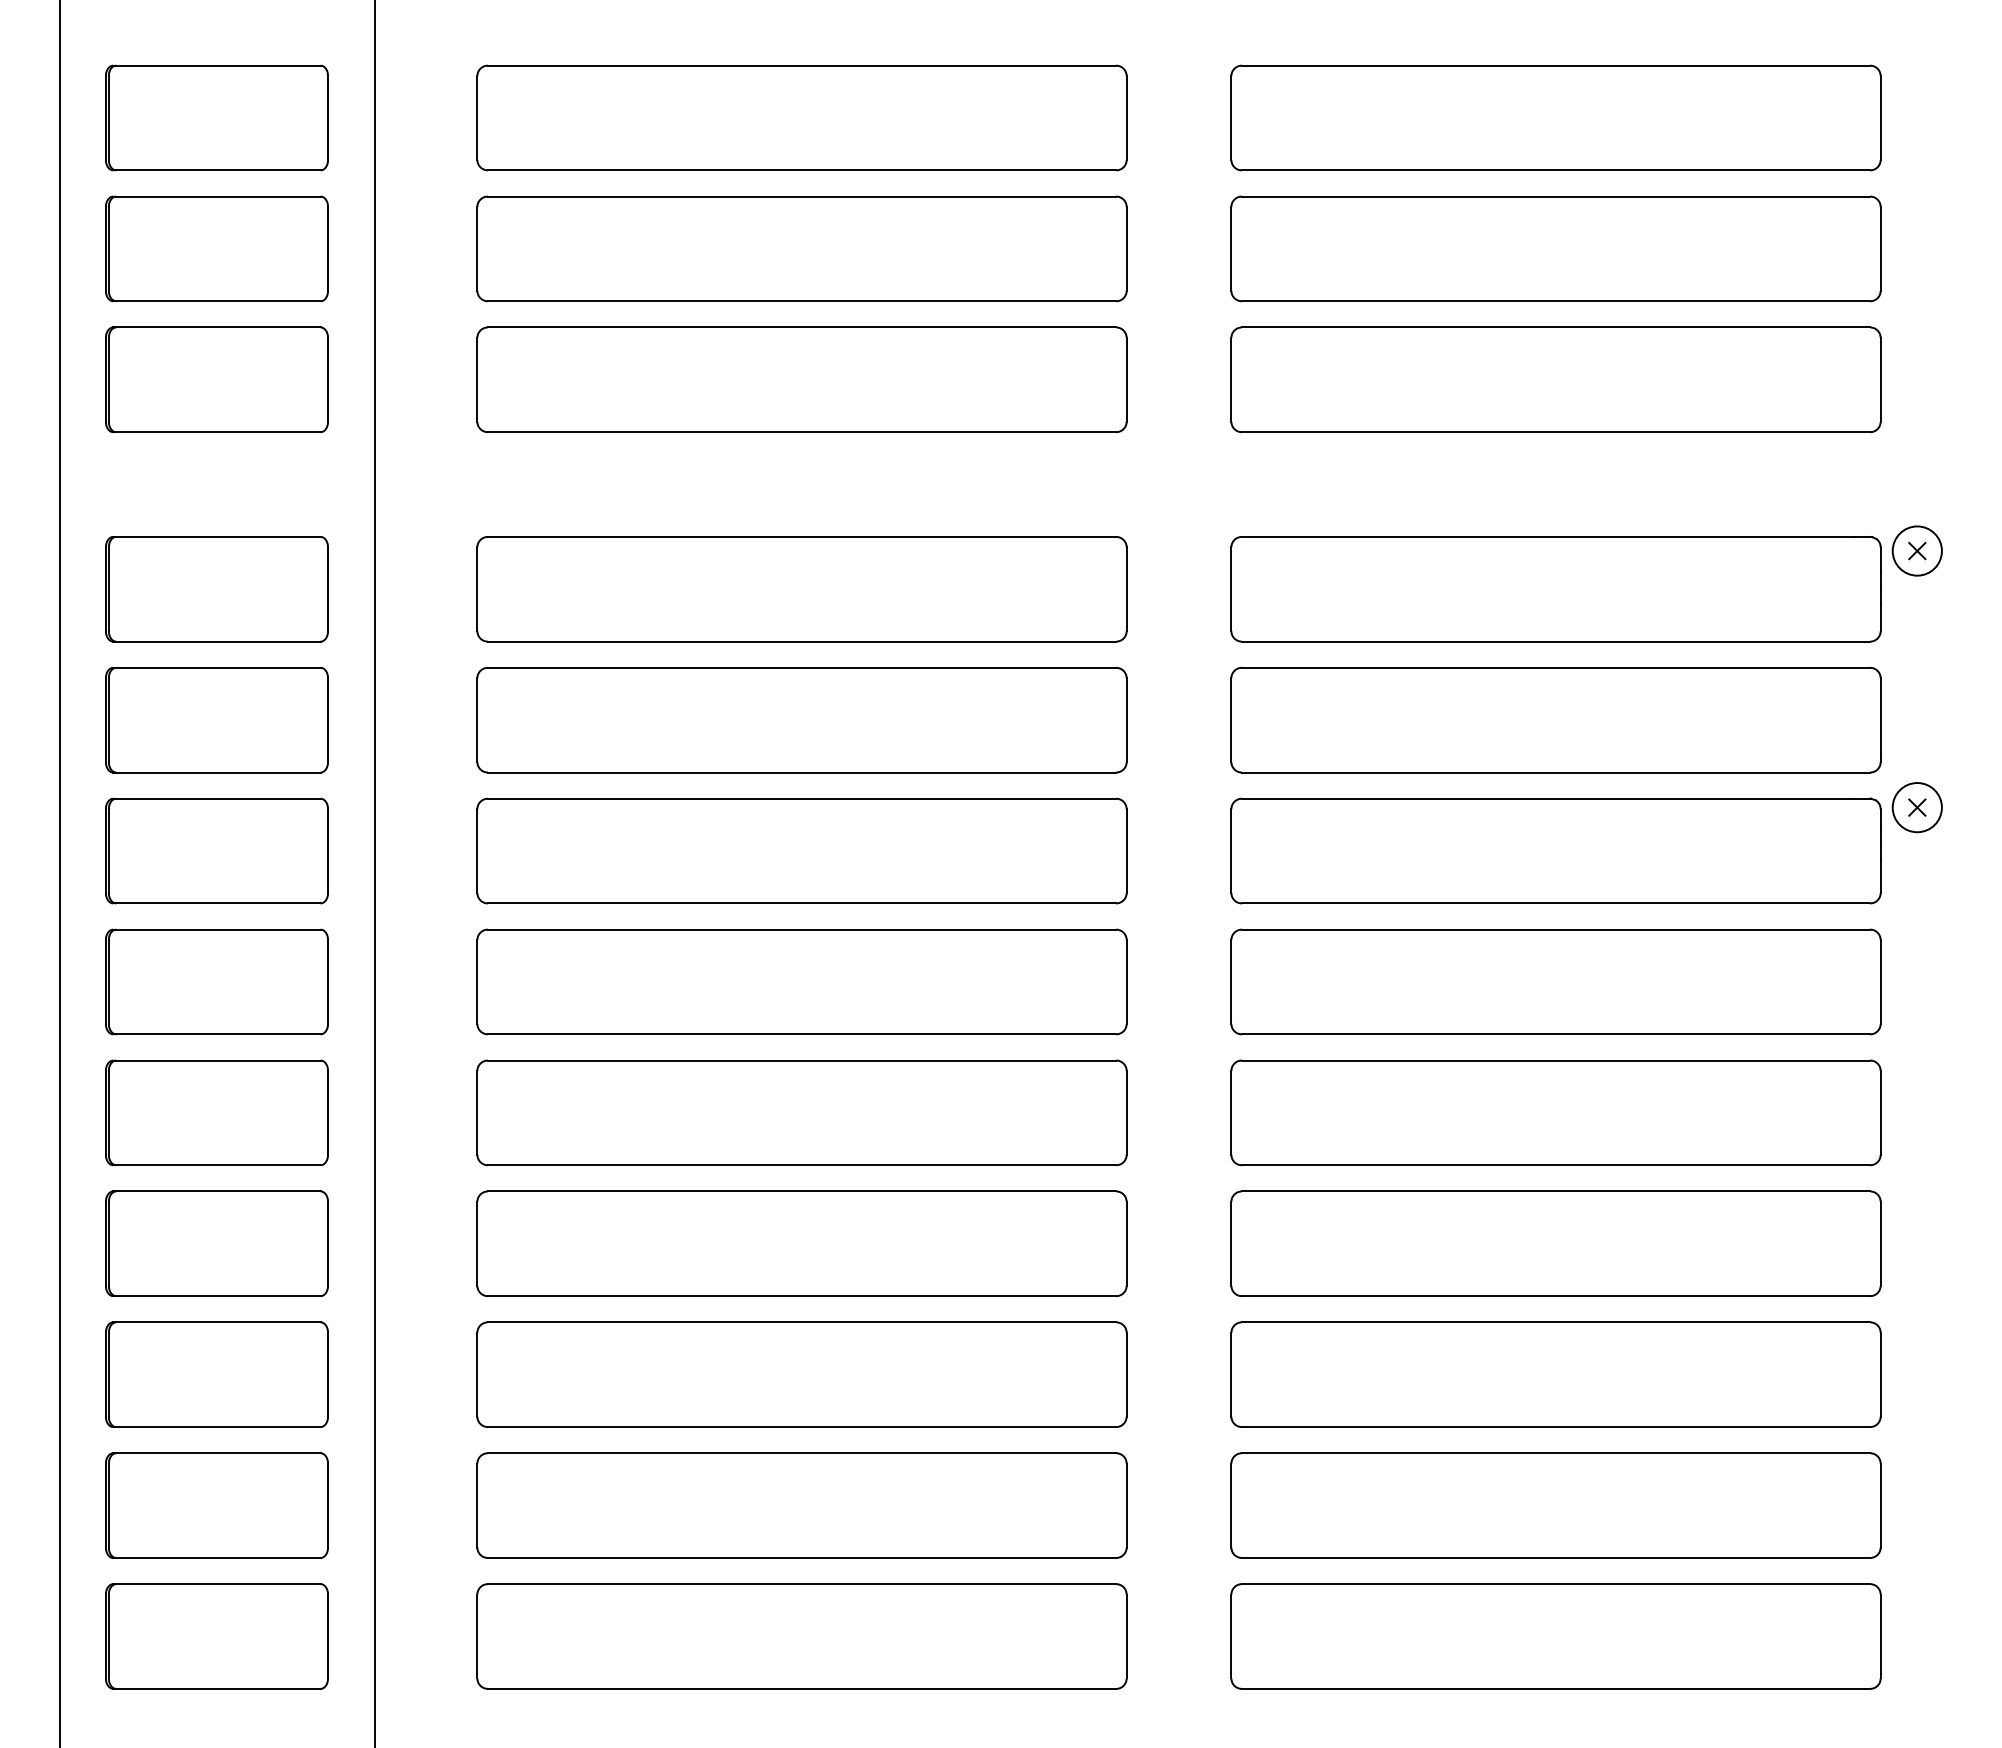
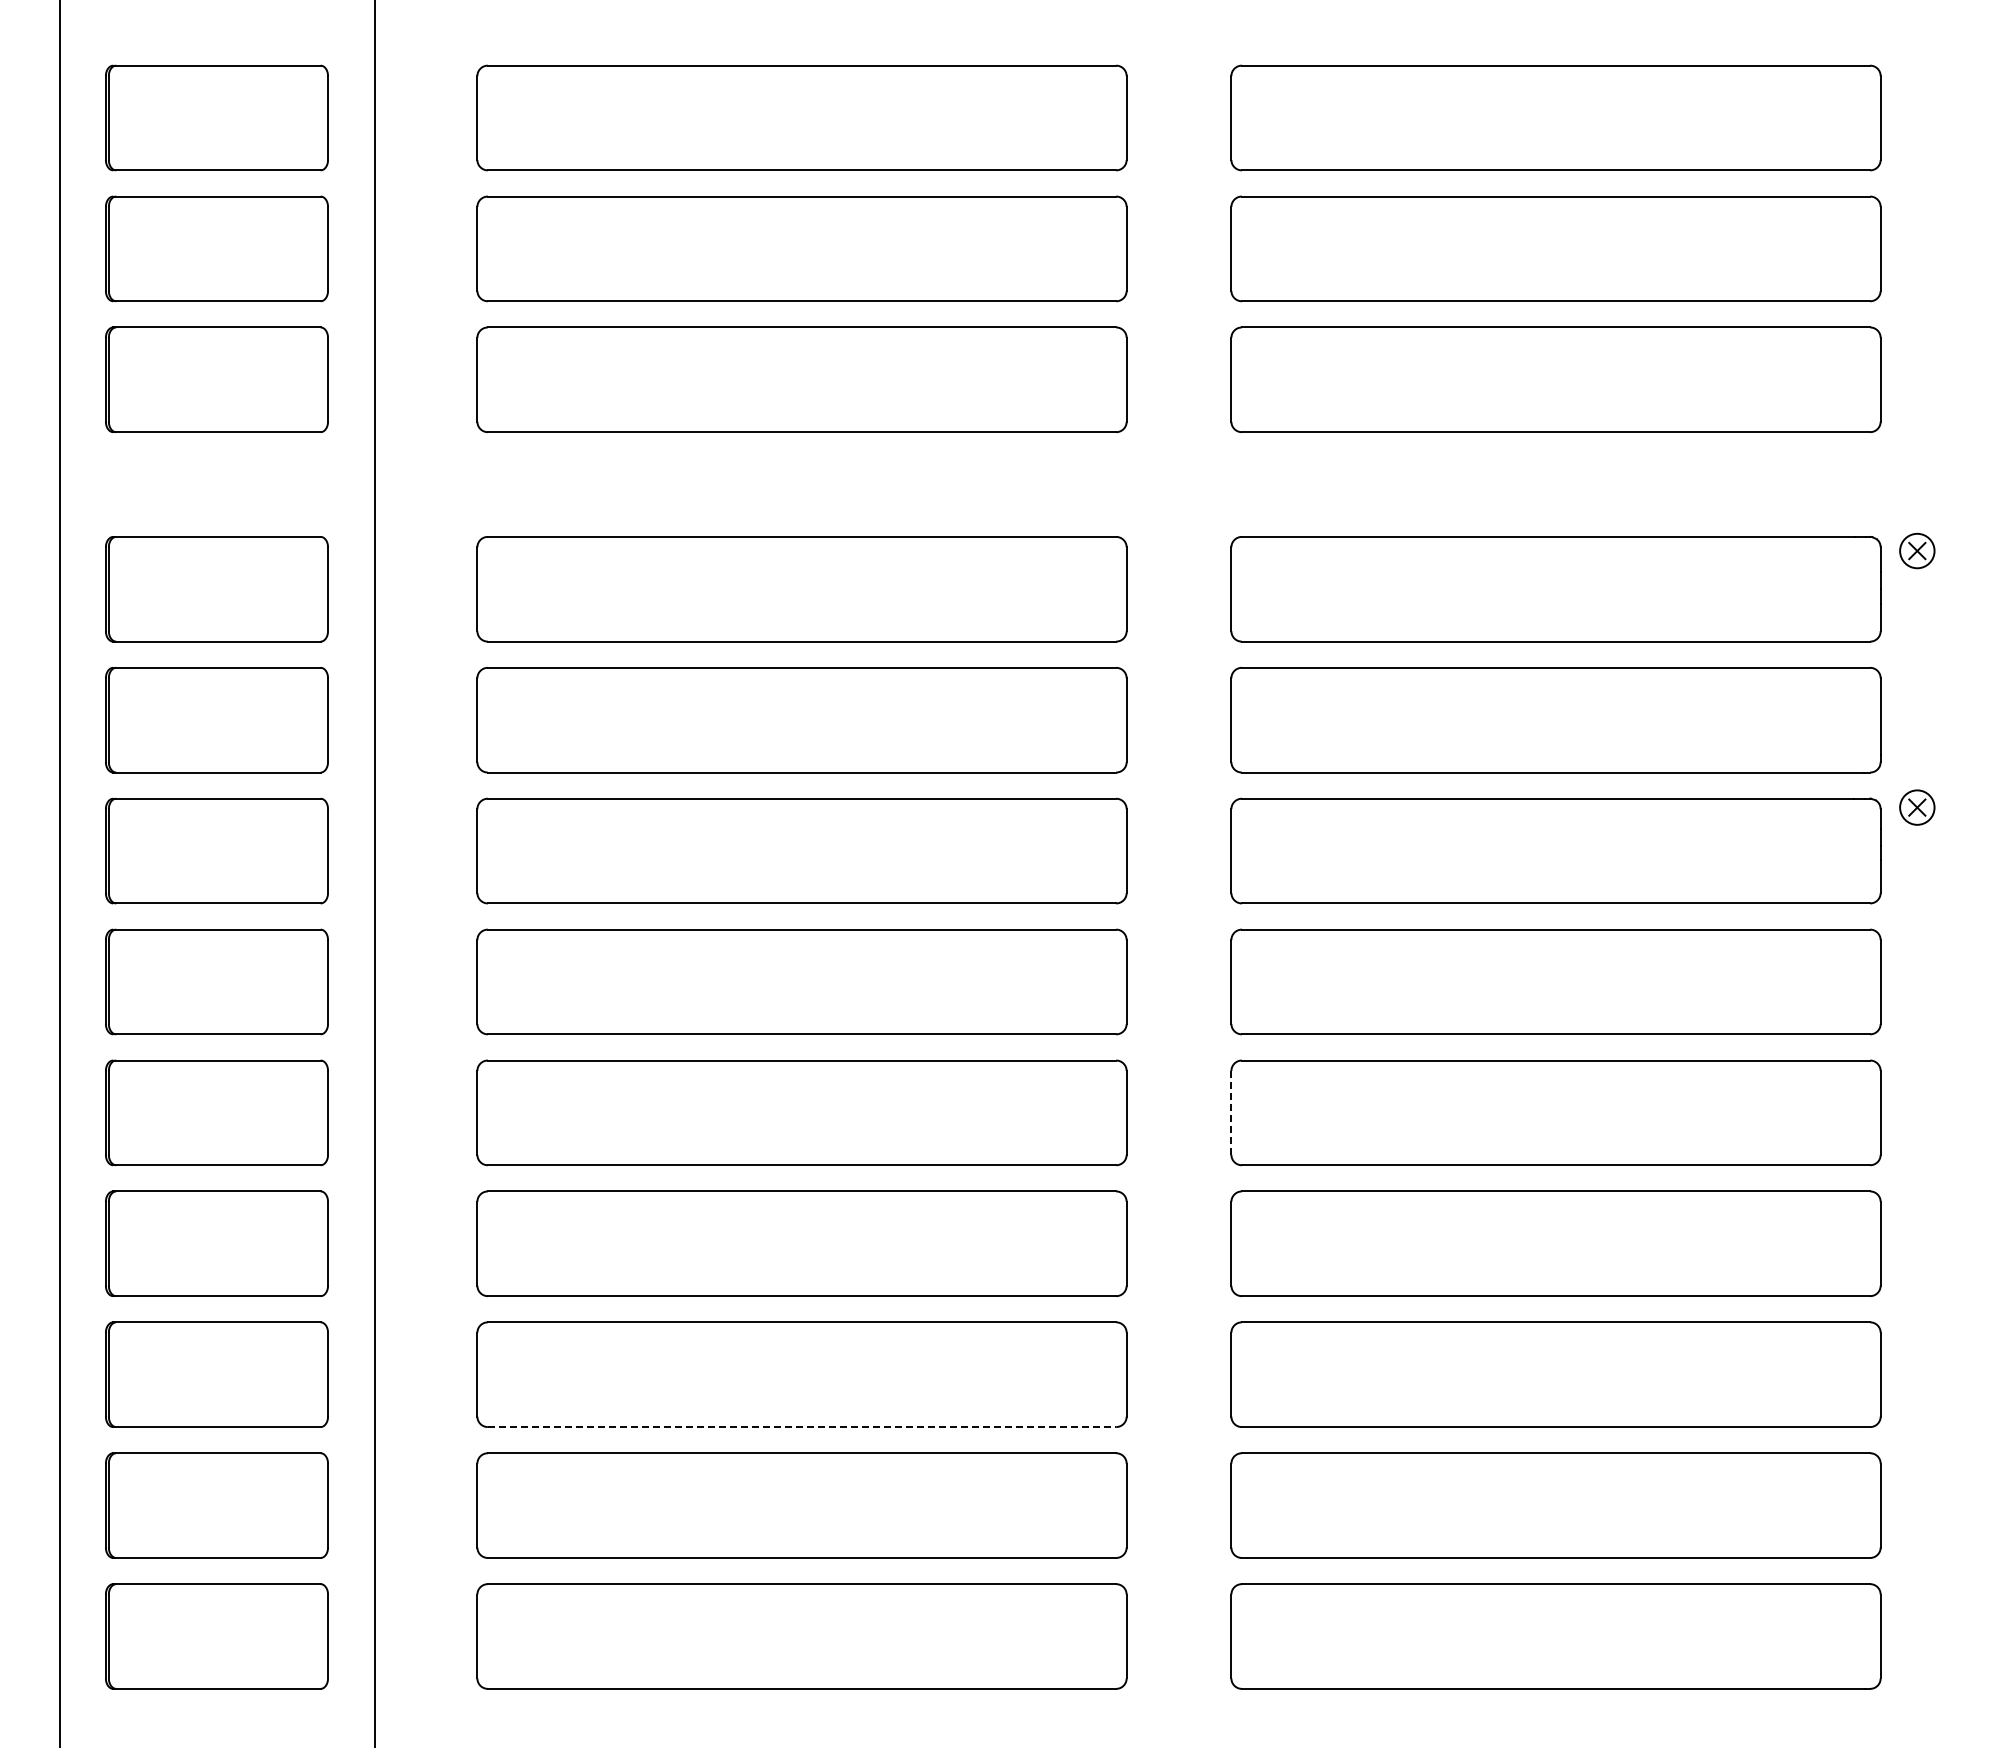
circle diameter: 49 px -> 34 px (1917, 550)
circle diameter: 49 px -> 34 px (1917, 807)
line: solid -> dashed (1231, 1112)
line: solid -> dashed (802, 1427)
